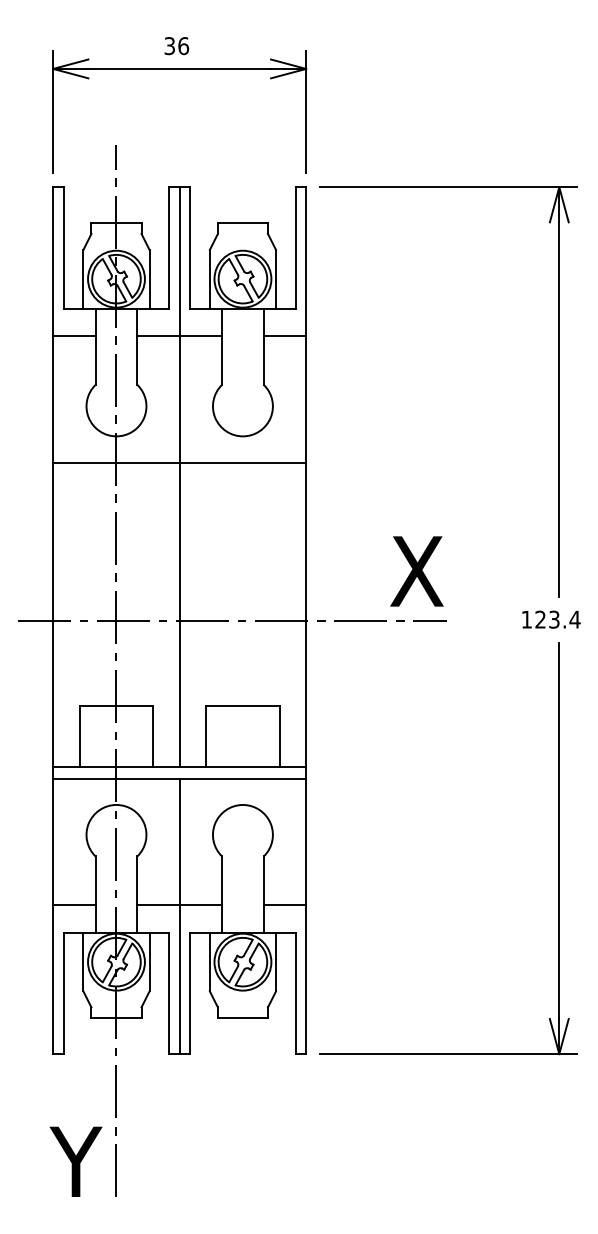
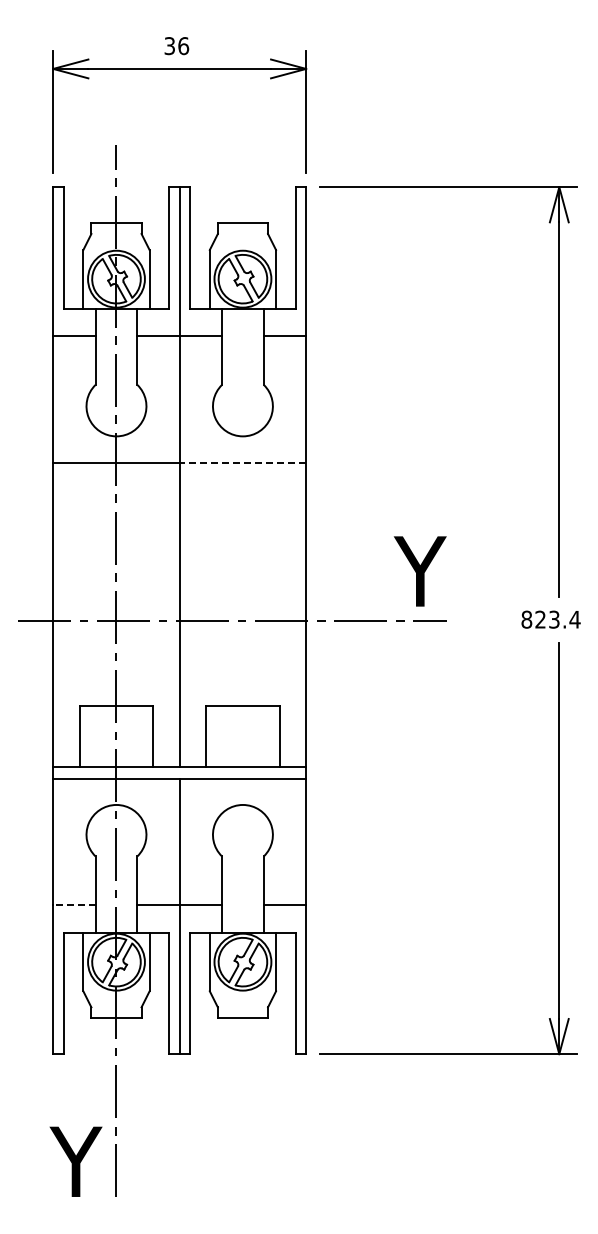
line: solid -> dashed (242, 462)
text: X -> Y (418, 571)
text: 123.4 -> 823.4 (526, 619)
line: solid -> dashed (73, 905)
